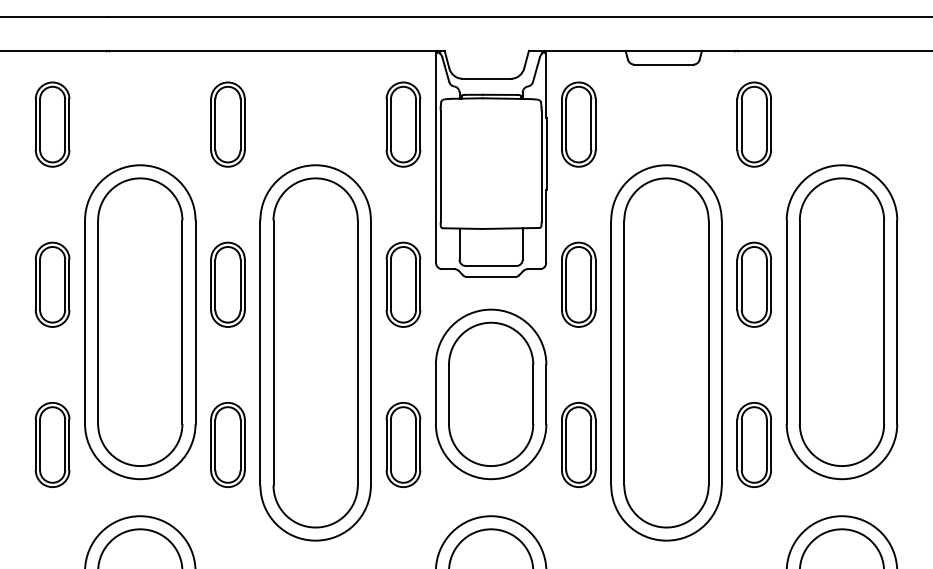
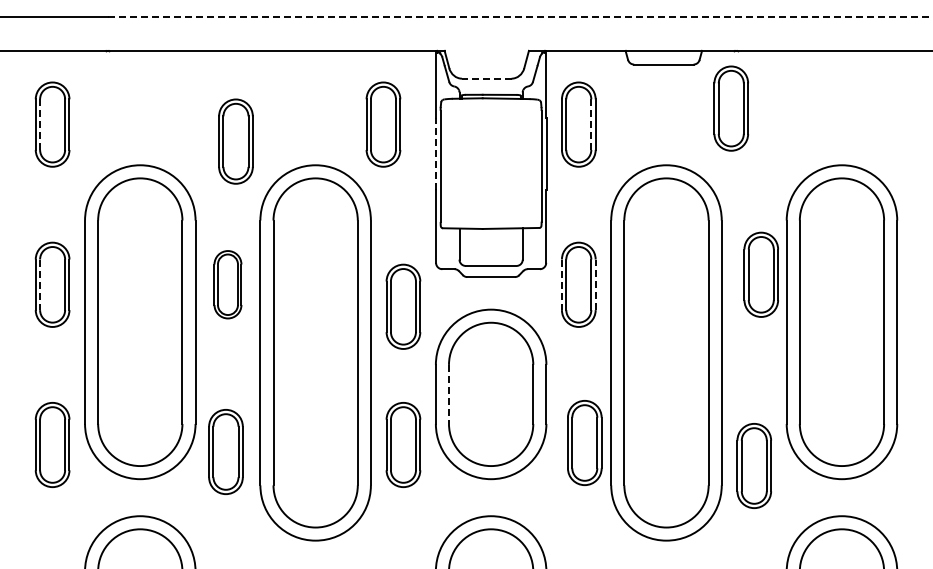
line: solid -> dashed (520, 17)
line: solid -> dashed (486, 78)
part position: (227, 124) -> (235, 141) (235, 141)
part position: (403, 124) -> (383, 124) (383, 124)
line: solid -> dashed (591, 124)
part position: (753, 124) -> (730, 108) (730, 108)
line: solid -> dashed (40, 125)
line: solid -> dashed (435, 154)
part size: 36x87 px -> 30x70 px (227, 284)
part position: (403, 284) -> (403, 306) (403, 306)
line: solid -> dashed (595, 284)
part position: (753, 284) -> (760, 274) (760, 274)
line: solid -> dashed (40, 285)
line: solid -> dashed (561, 285)
line: solid -> dashed (448, 394)
part position: (227, 444) -> (225, 451) (225, 451)
part position: (578, 444) -> (584, 442) (584, 442)
part position: (753, 444) -> (753, 465) (753, 465)
